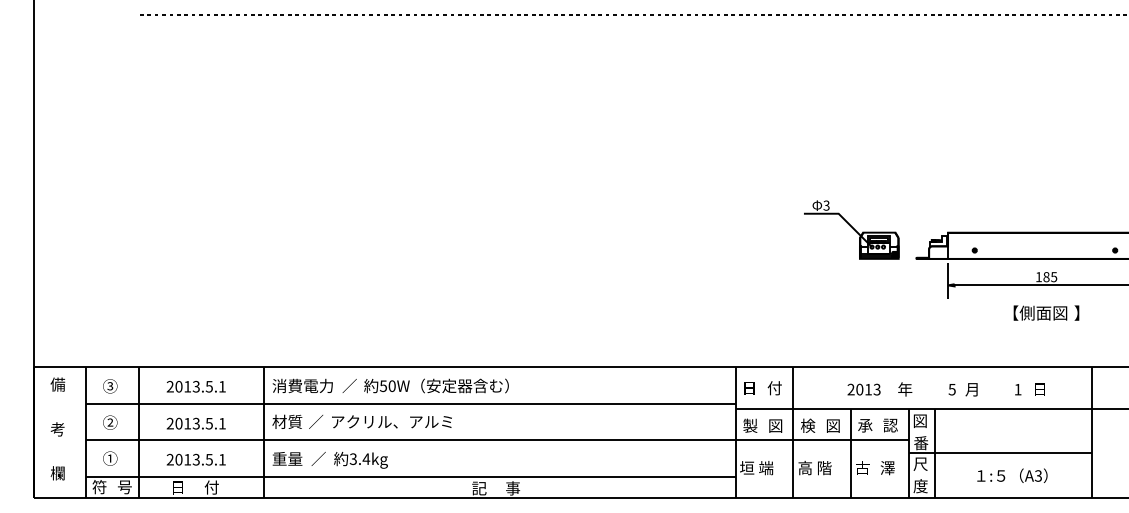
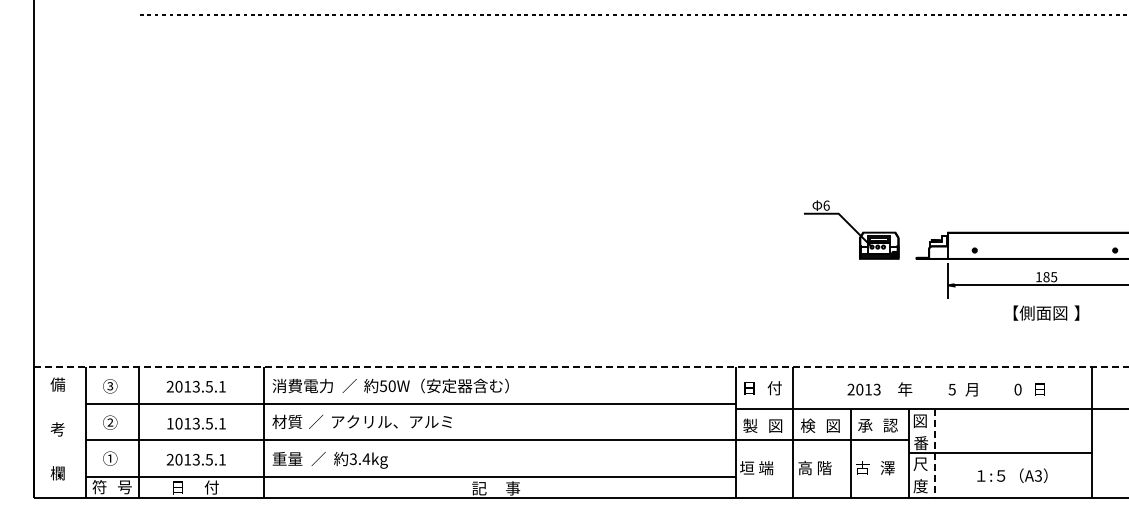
text: 3 -> 6 (826, 205)
line: solid -> dashed (581, 366)
text: 1 -> 0 (1017, 389)
text: 2013.5.1 -> 1013.5.1 (169, 423)
line: solid -> dashed (934, 453)
